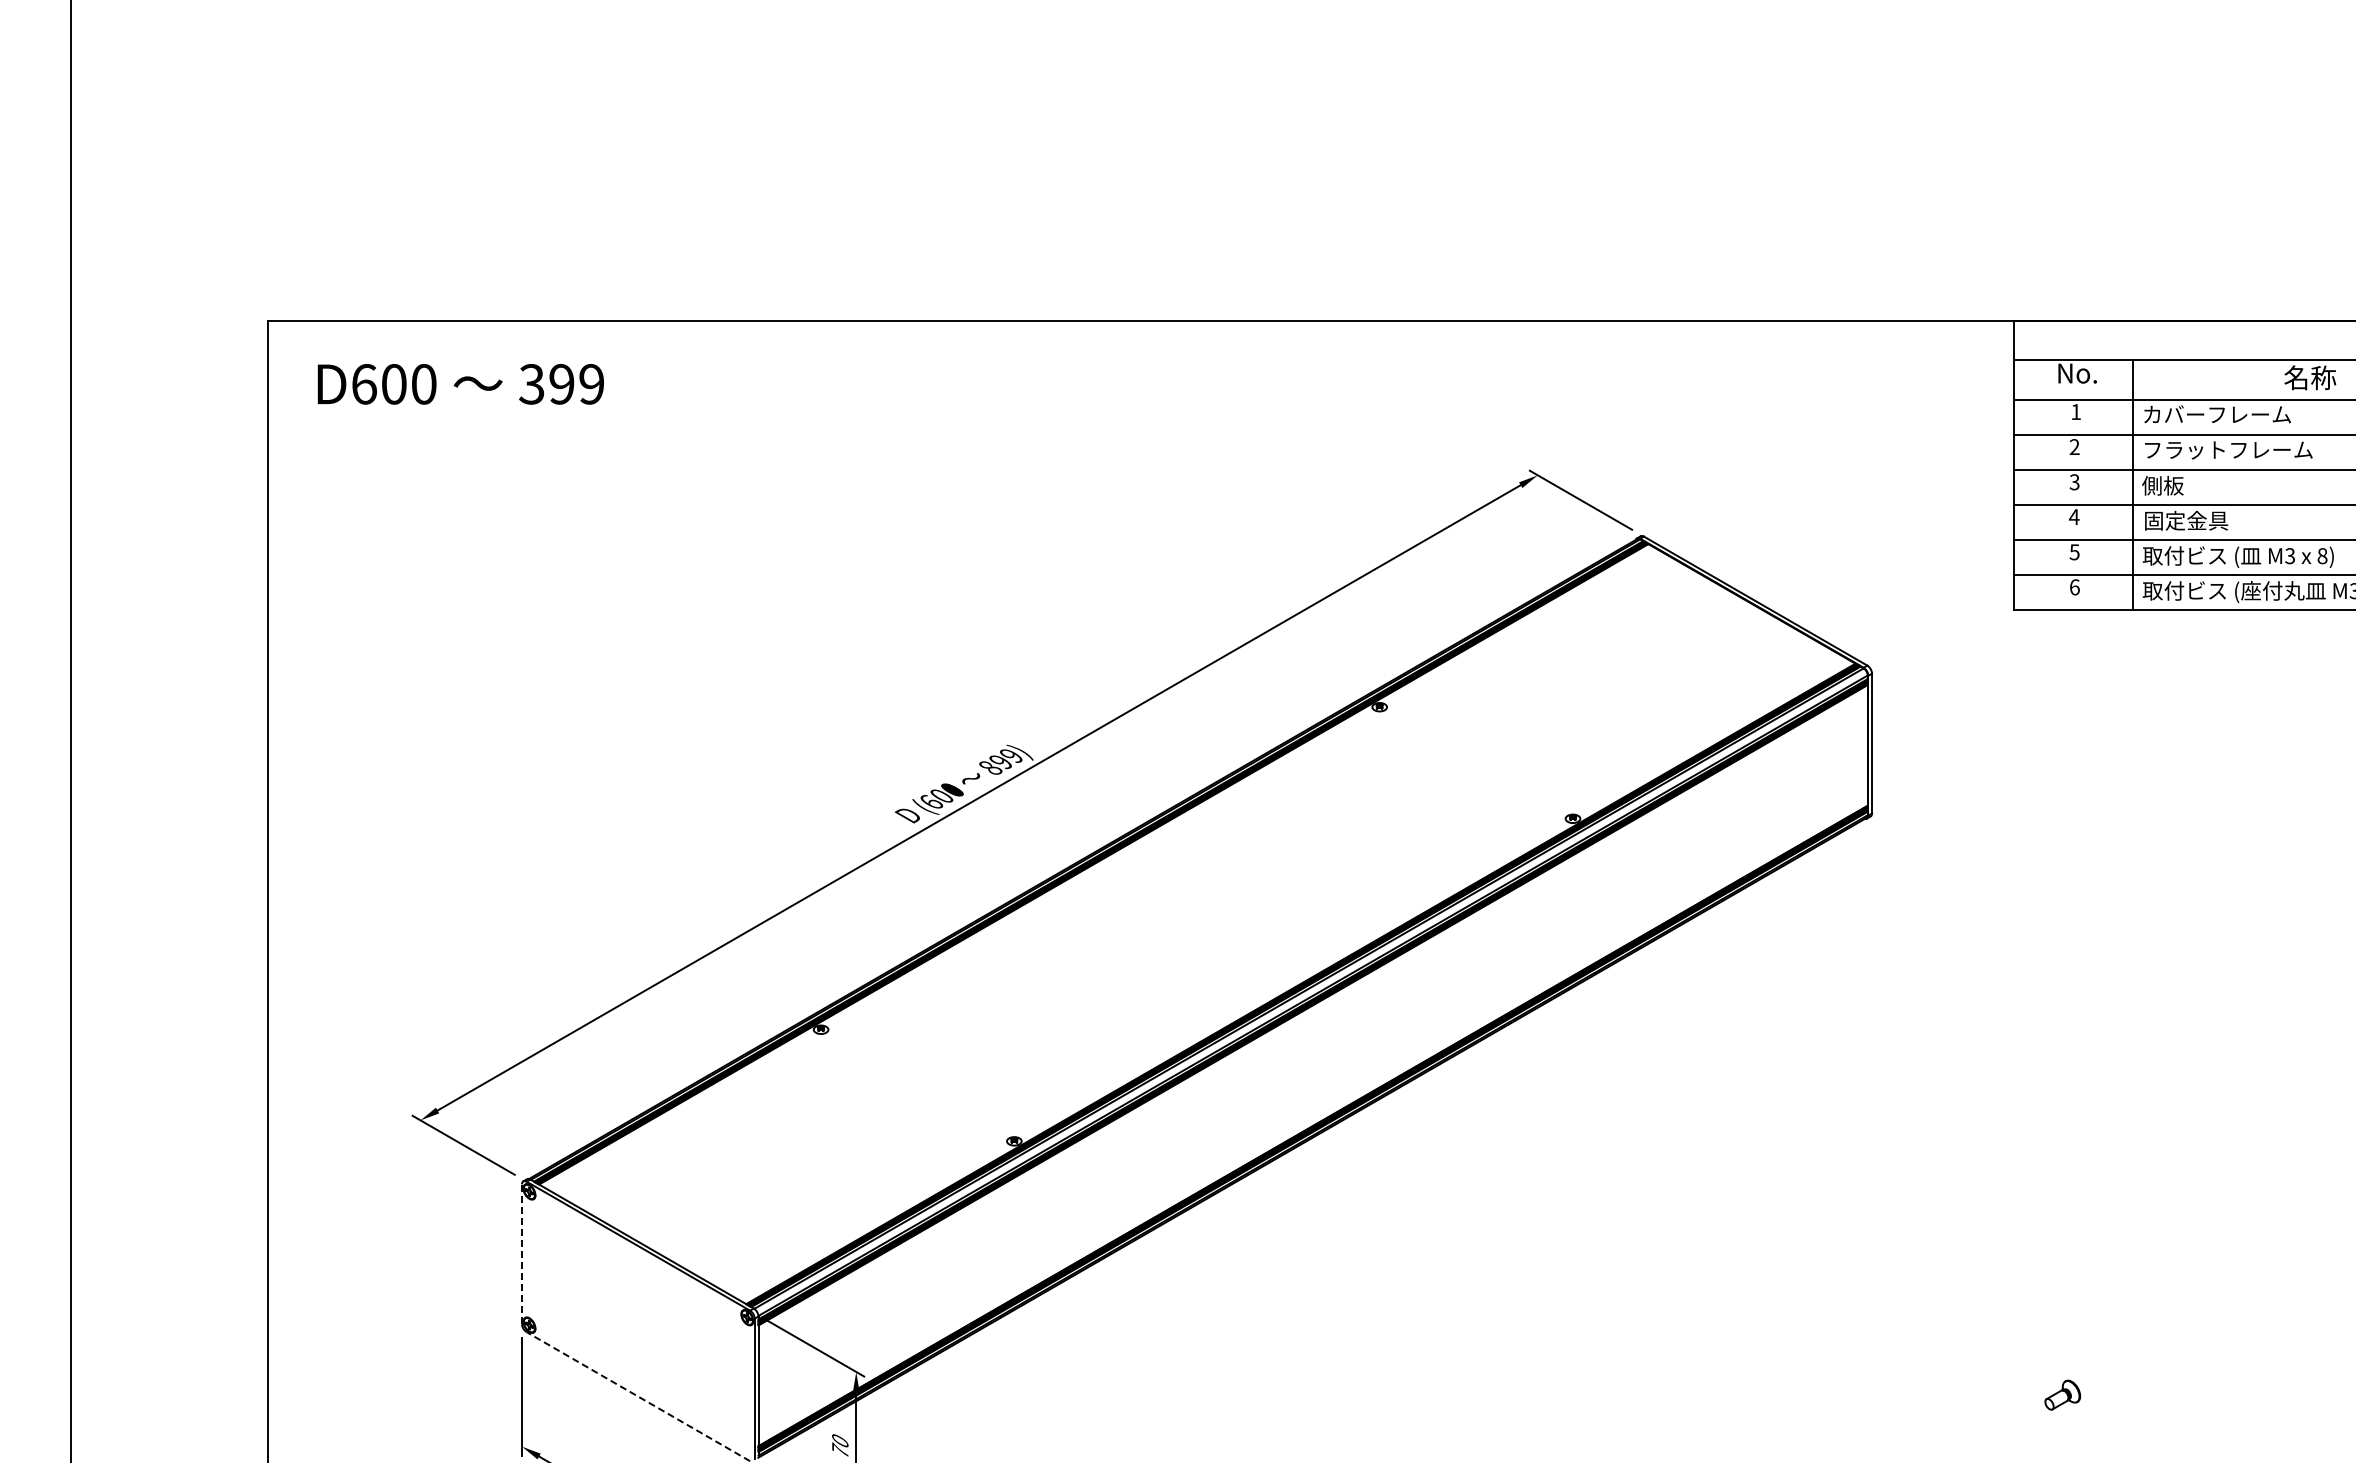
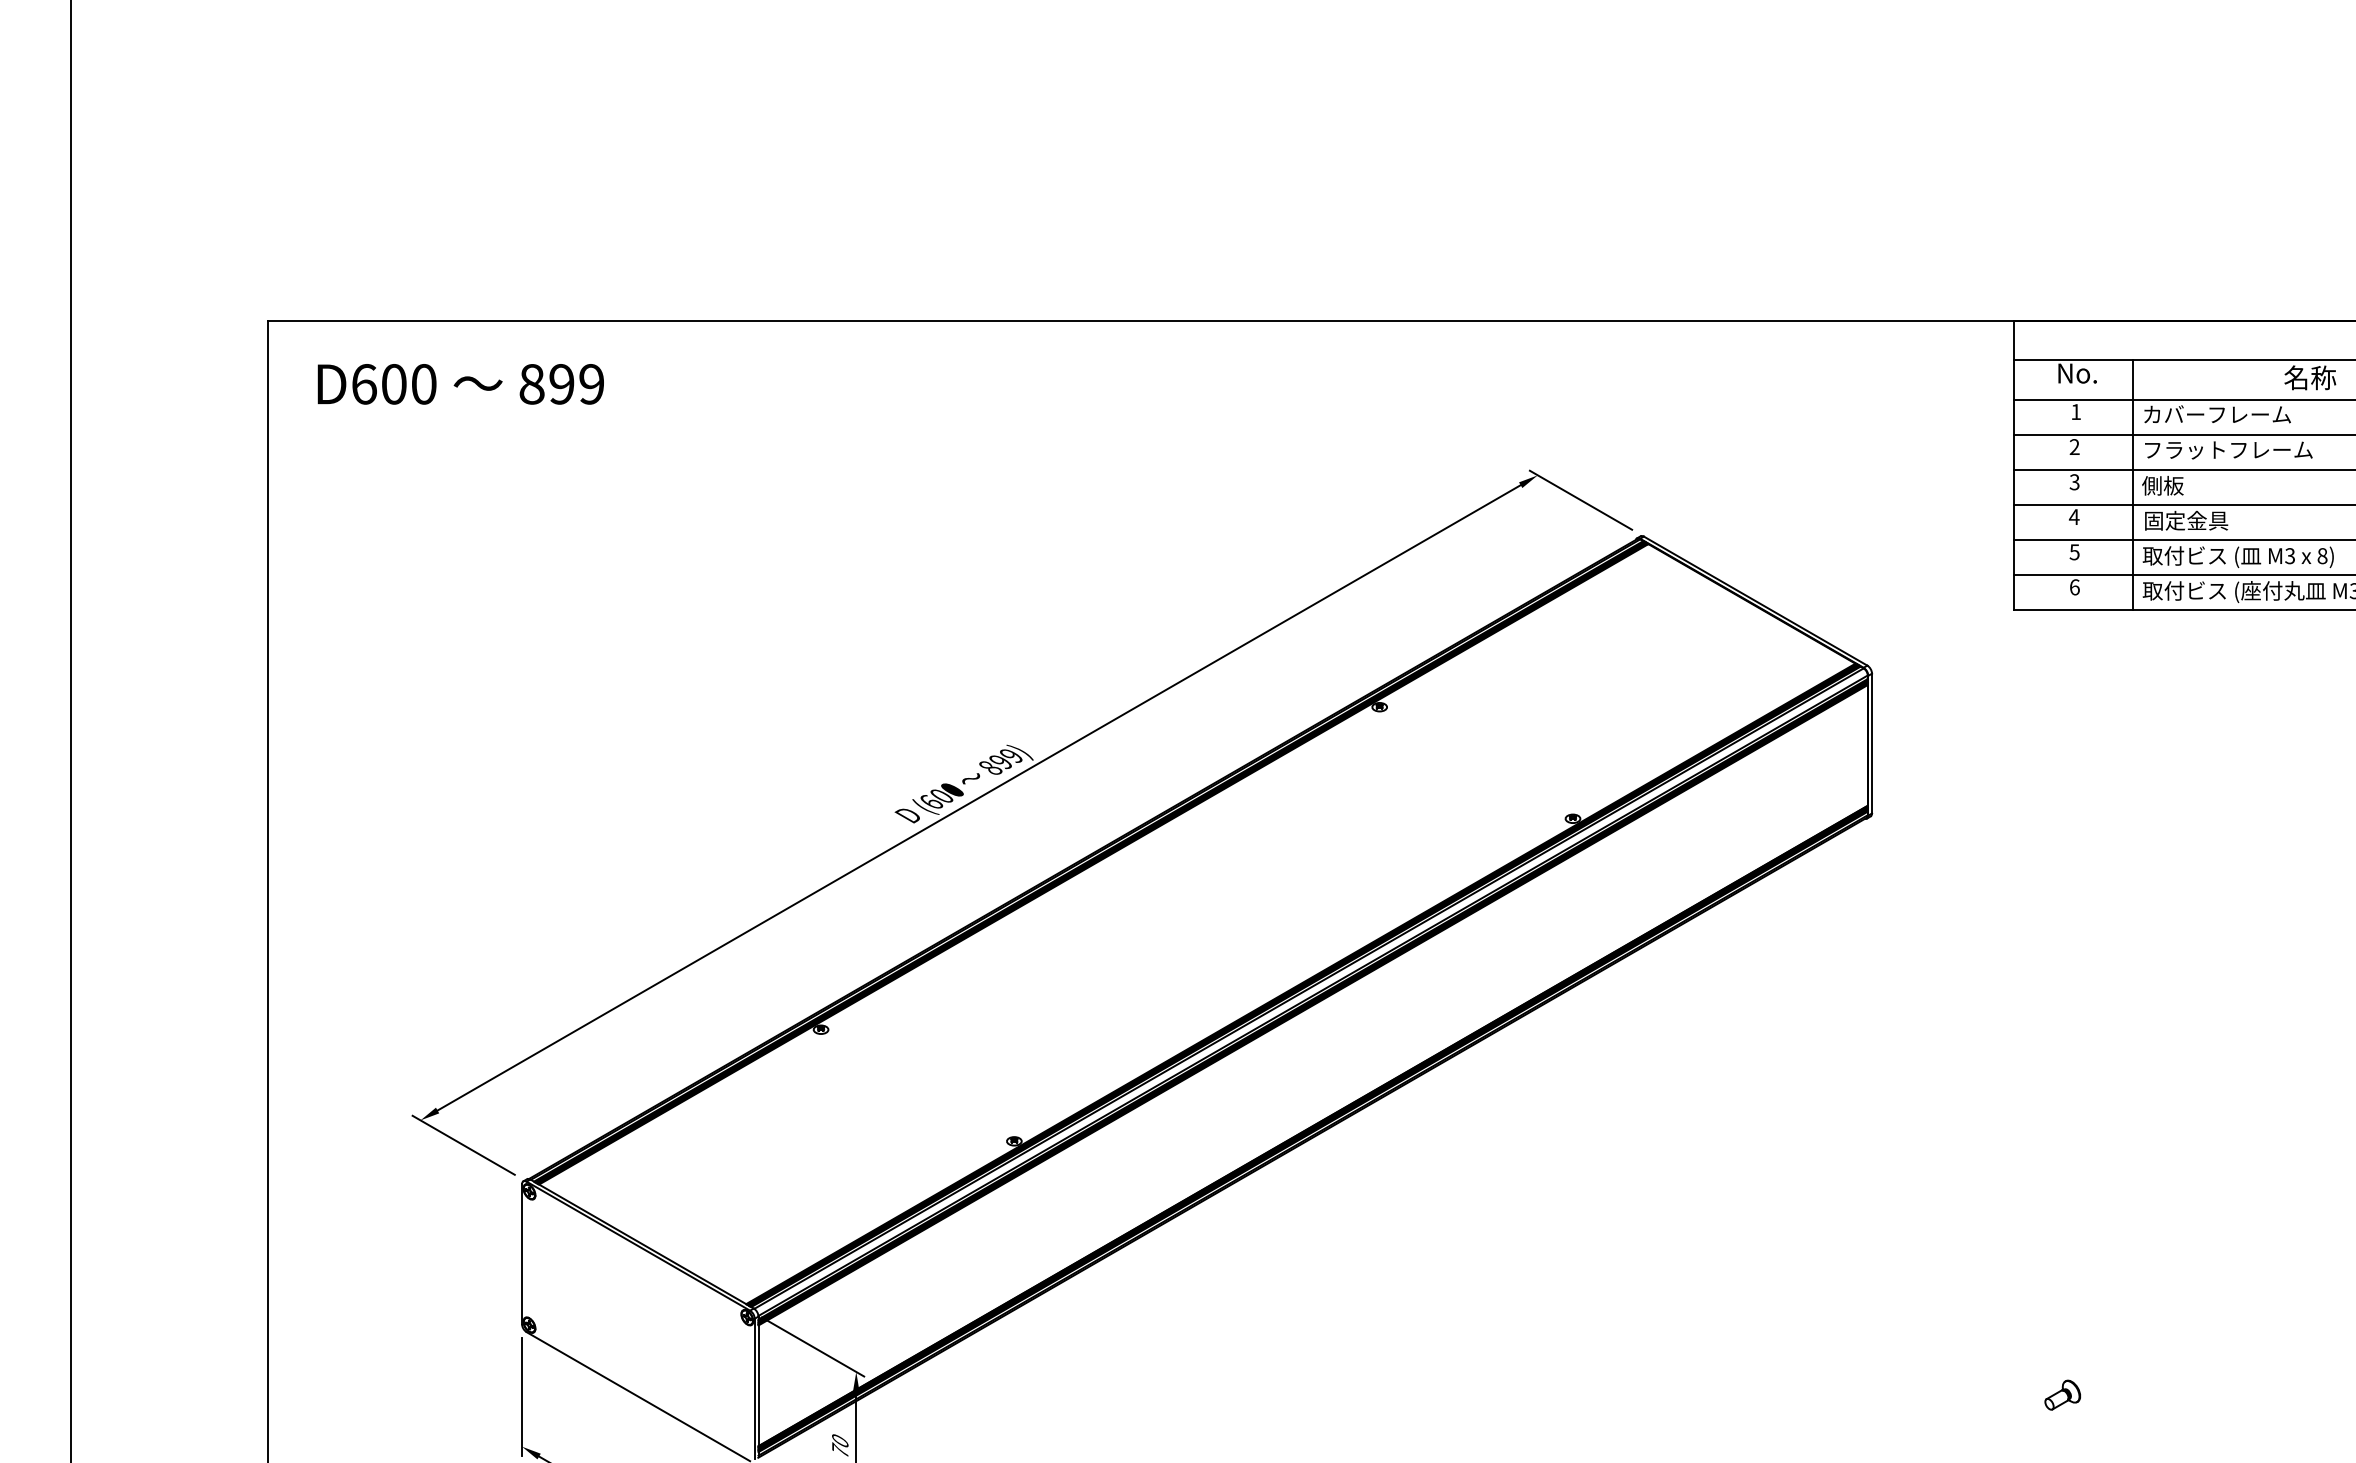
text: 399 -> 899 (531, 384)
line: dashed -> solid (522, 1254)
line: dashed -> solid (637, 1396)
